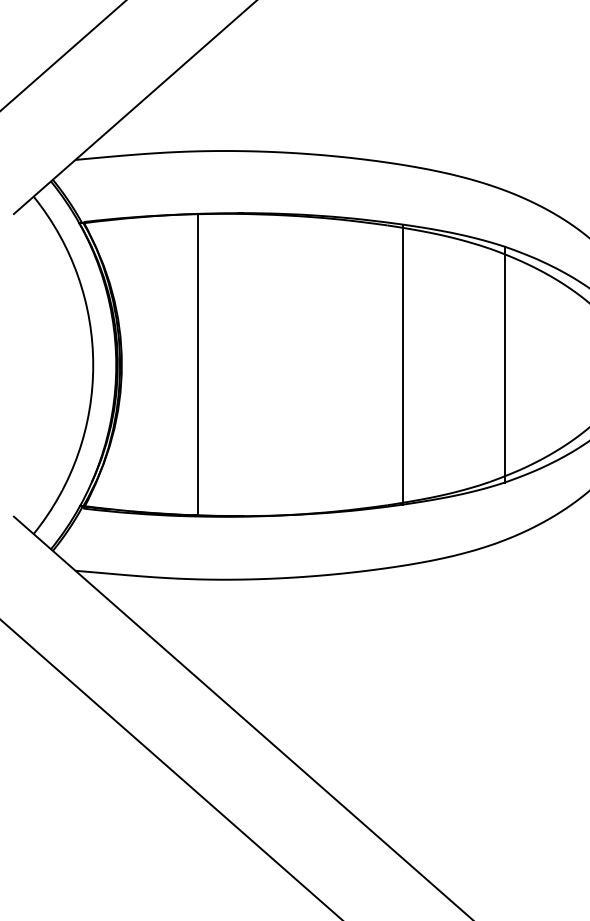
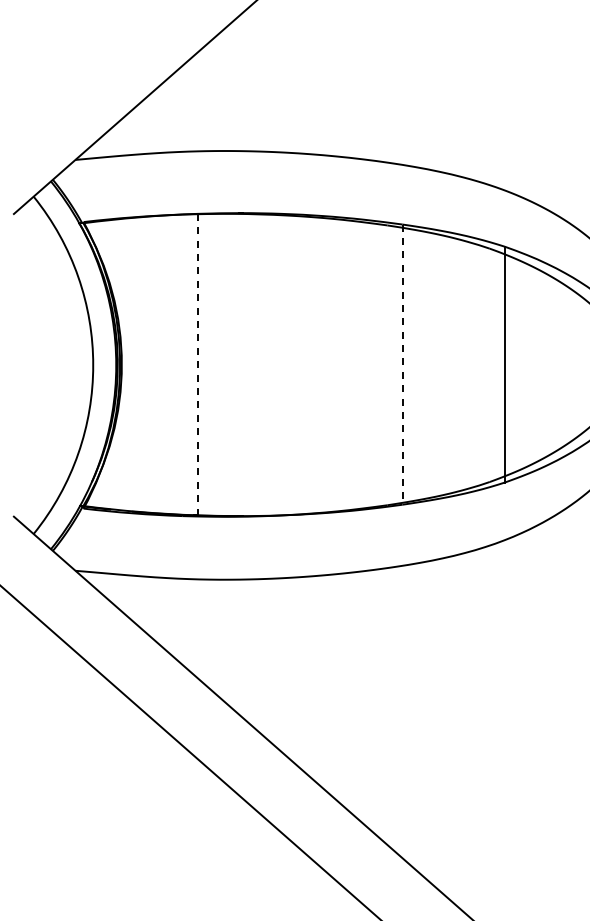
line: present -> none (63, 55)
line: solid -> dashed (197, 364)
line: solid -> dashed (402, 365)
line position: (170, 769) -> (189, 752) (189, 752)
